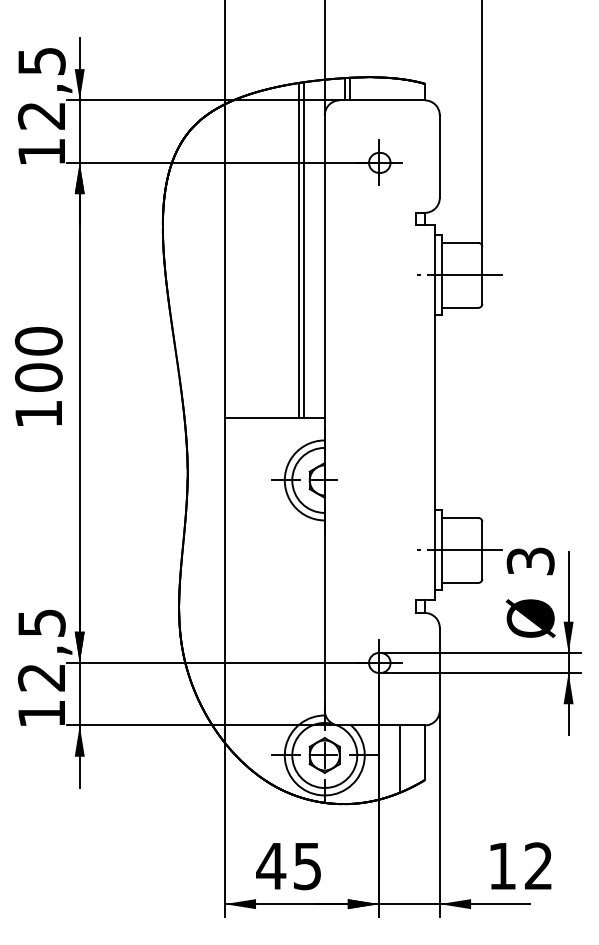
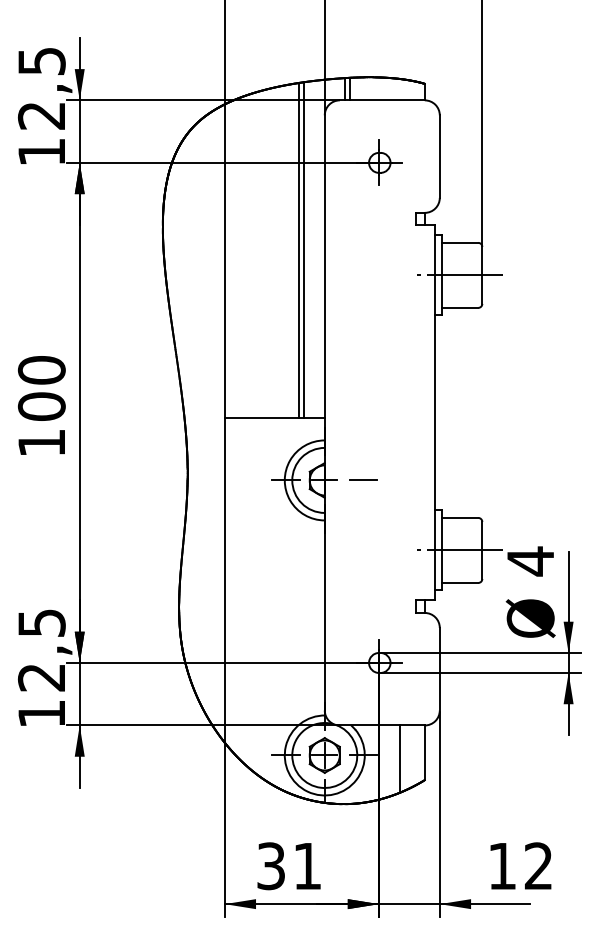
text position: (38, 376) -> (41, 405) (41, 405)
line: none -> present (363, 480)
text: 3 -> 4 (530, 561)
text: 45 -> 31 (288, 866)
